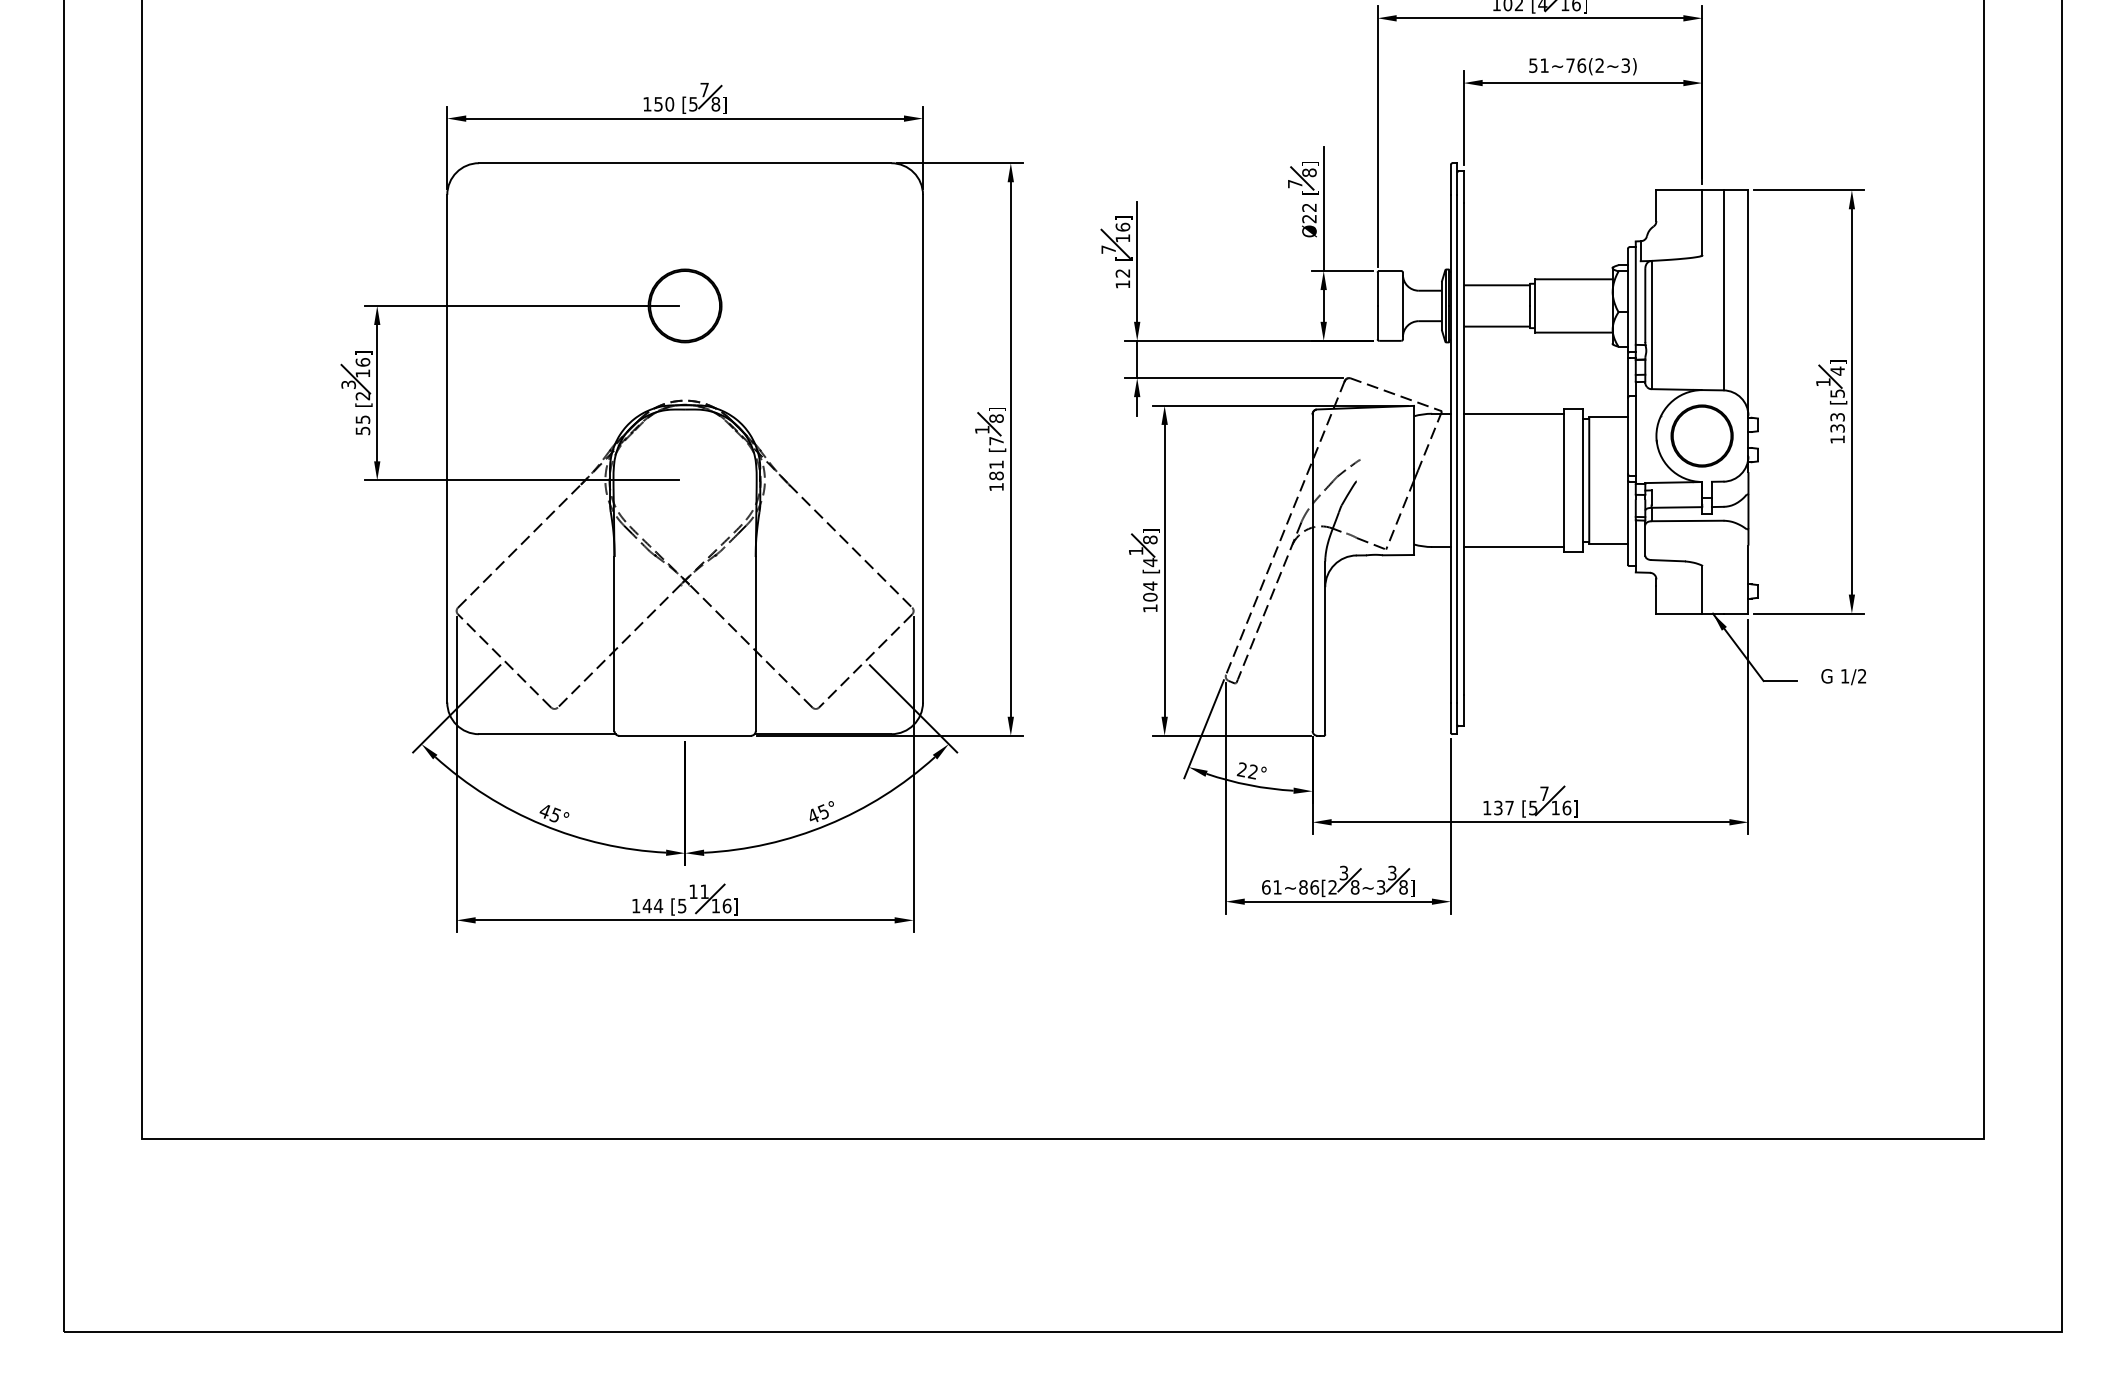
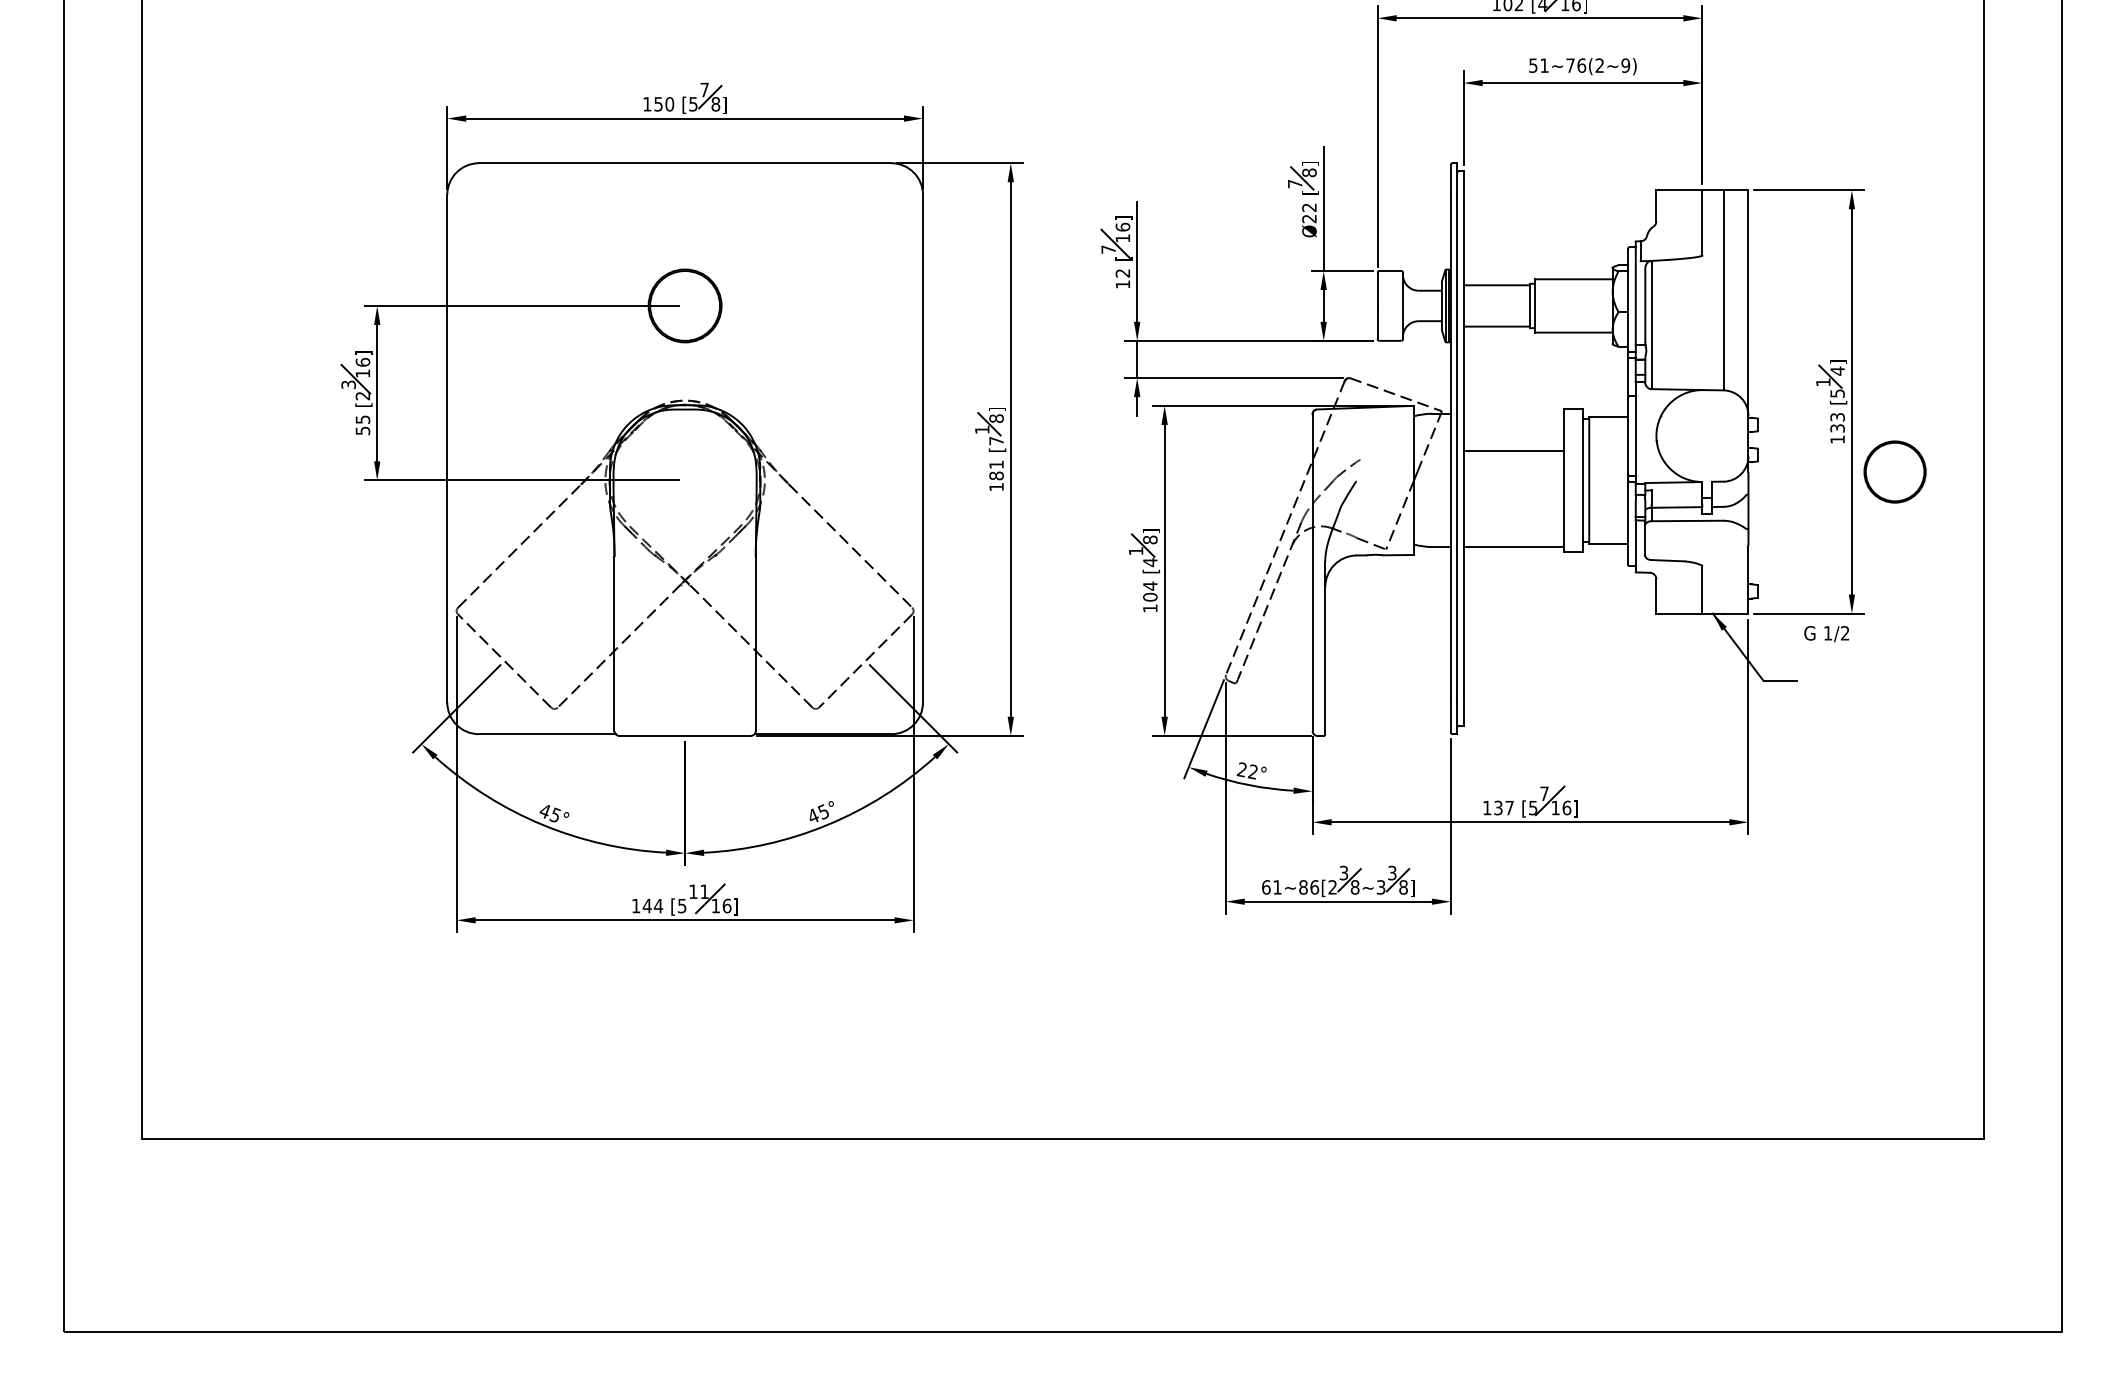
text: 51~76(2~3) -> 51~76(2~9) (1625, 65)
line position: (1513, 413) -> (1513, 450) (1513, 450)
circle position: (1701, 435) -> (1894, 471) (1894, 471)
text position: (1843, 677) -> (1826, 634) (1826, 634)
